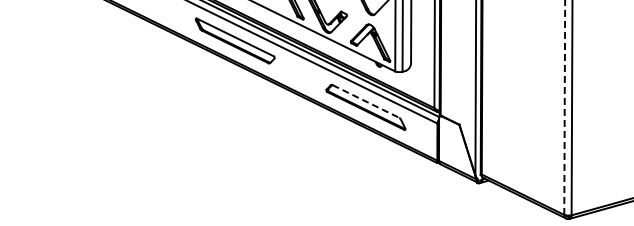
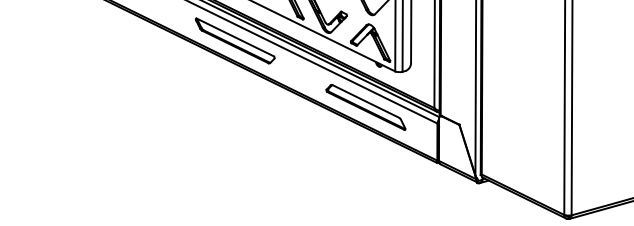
line: dashed -> solid (366, 101)
line: dashed -> solid (564, 106)
